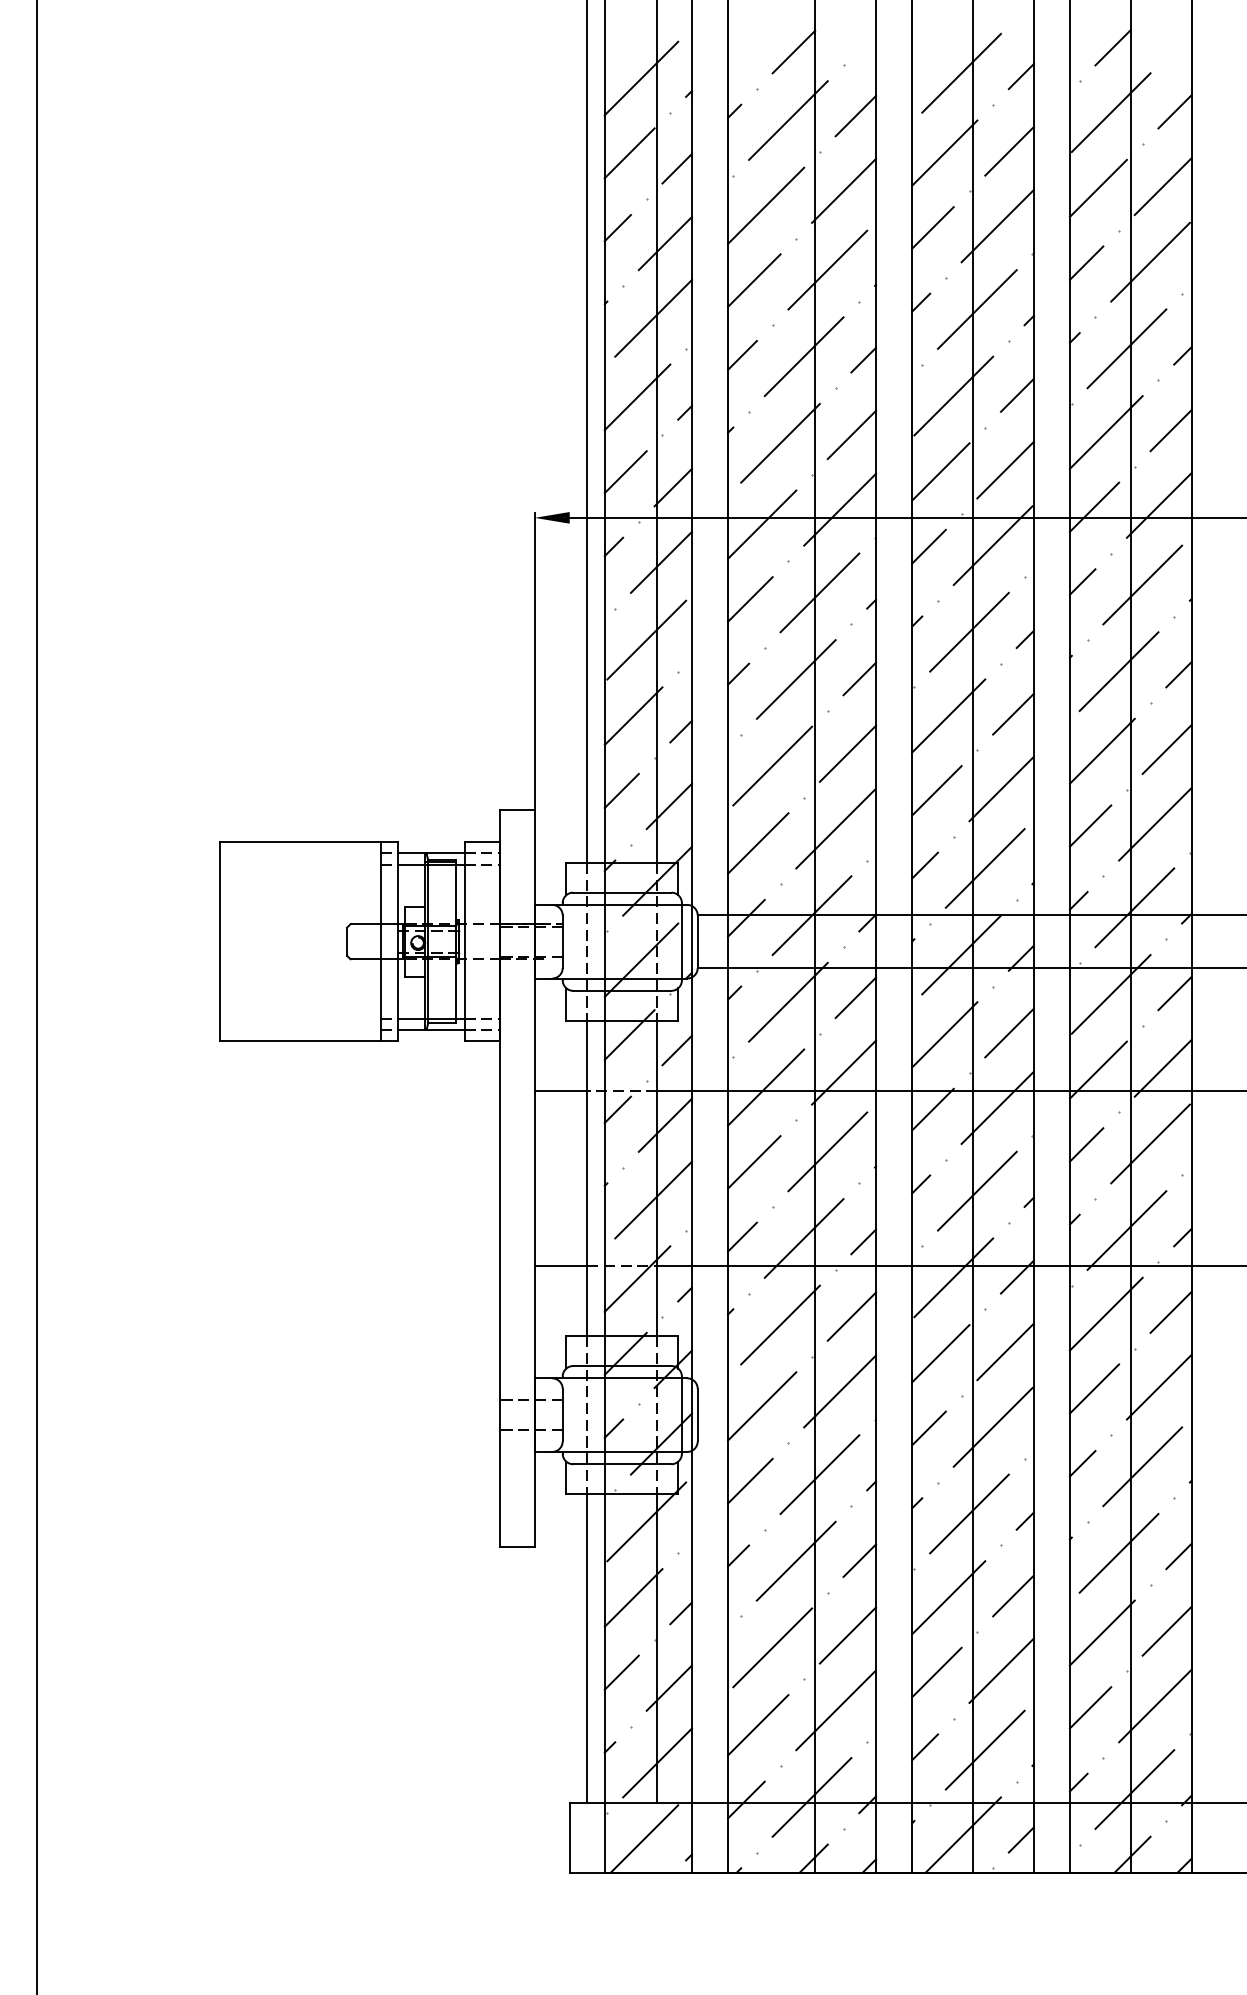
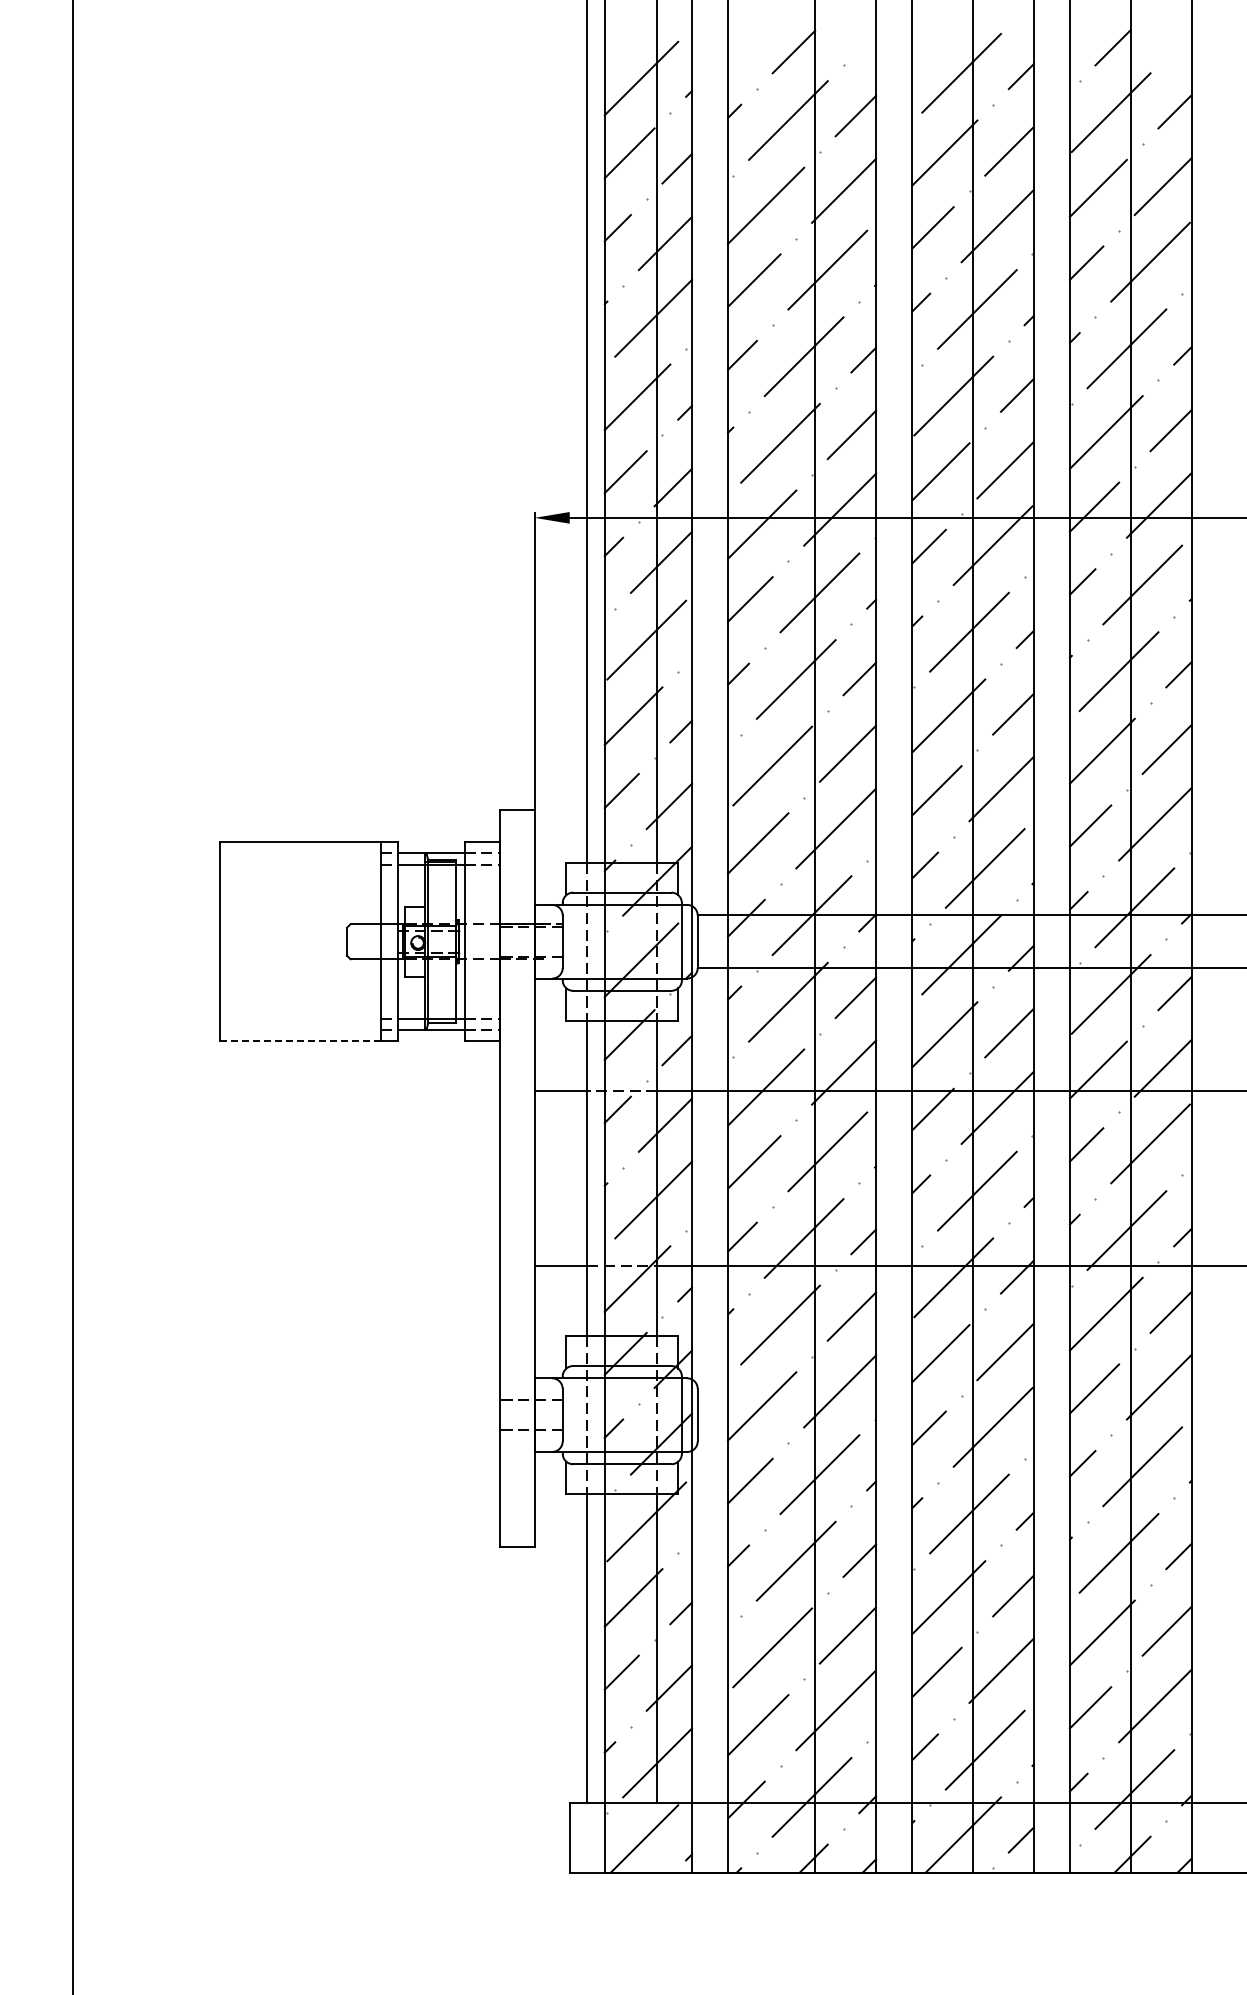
line position: (37, 996) -> (73, 996) (73, 996)
line: solid -> dashed (301, 1041)
